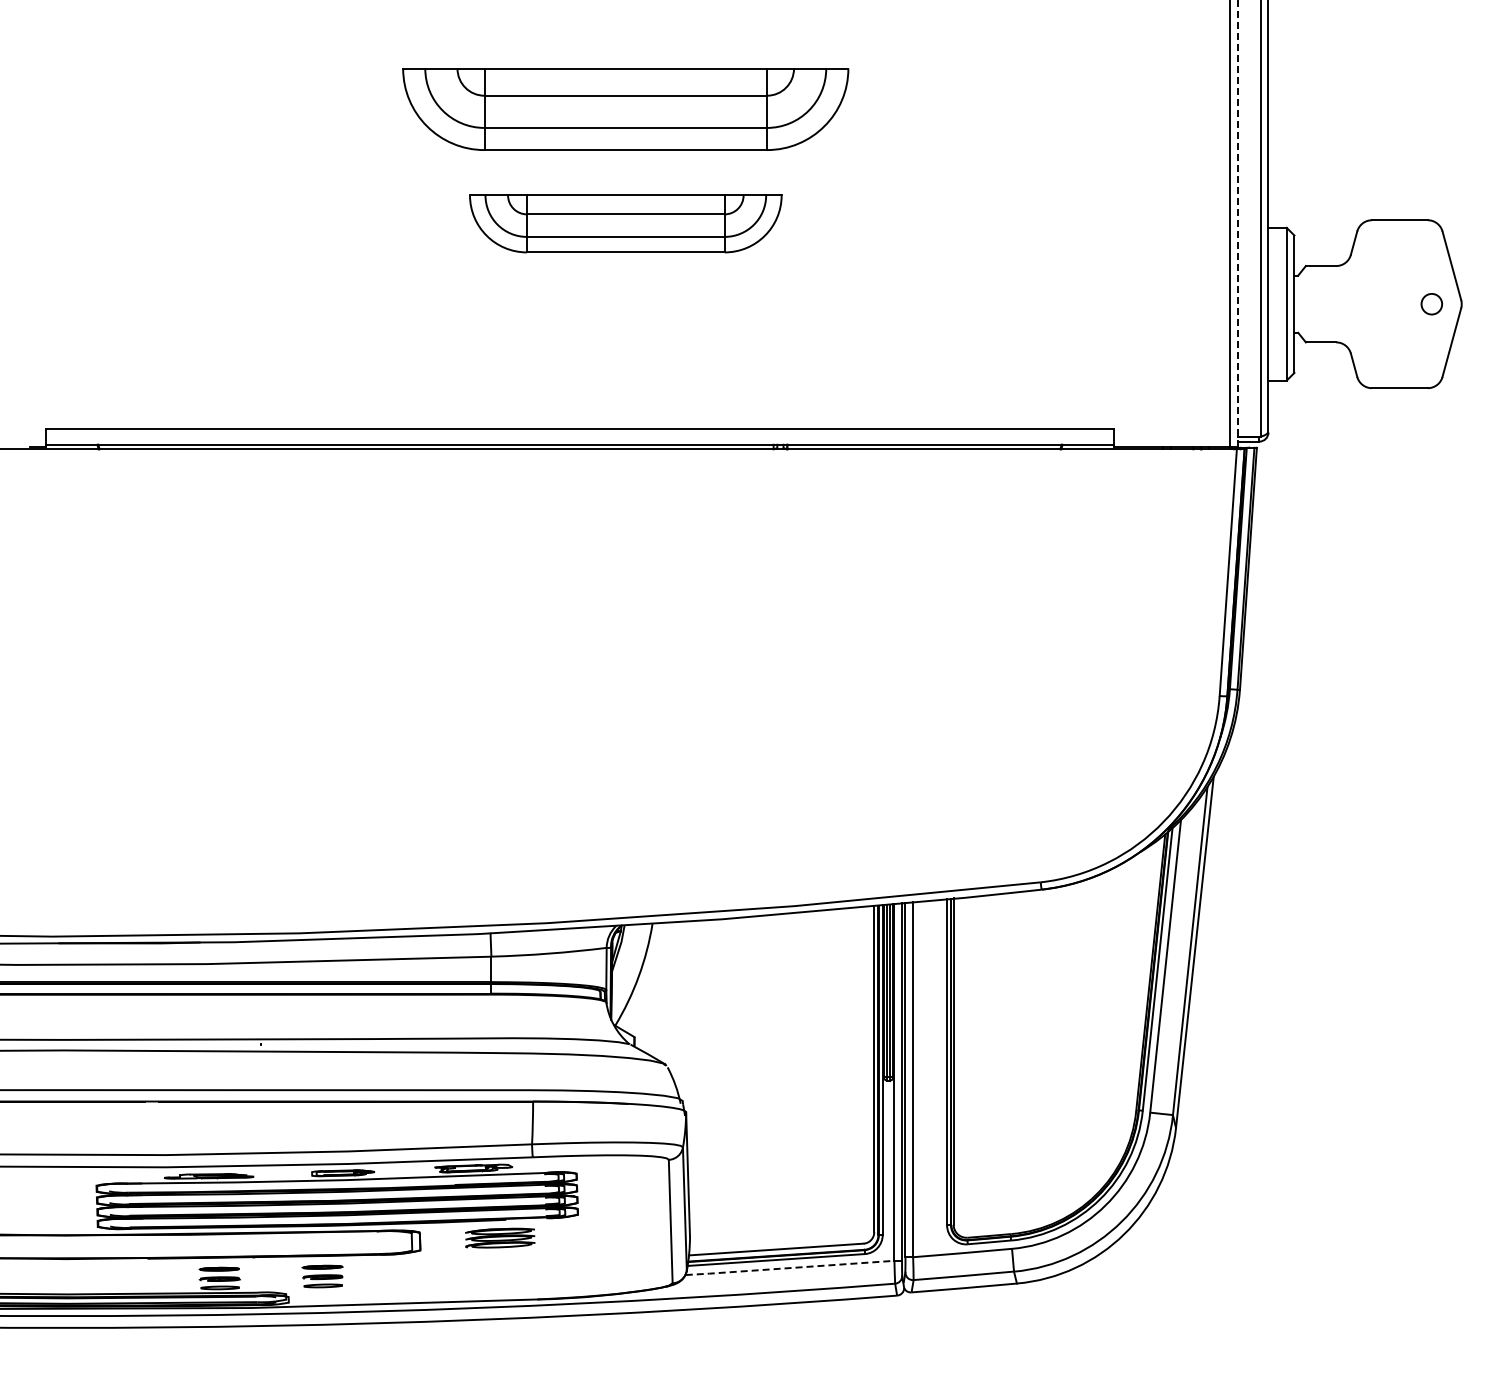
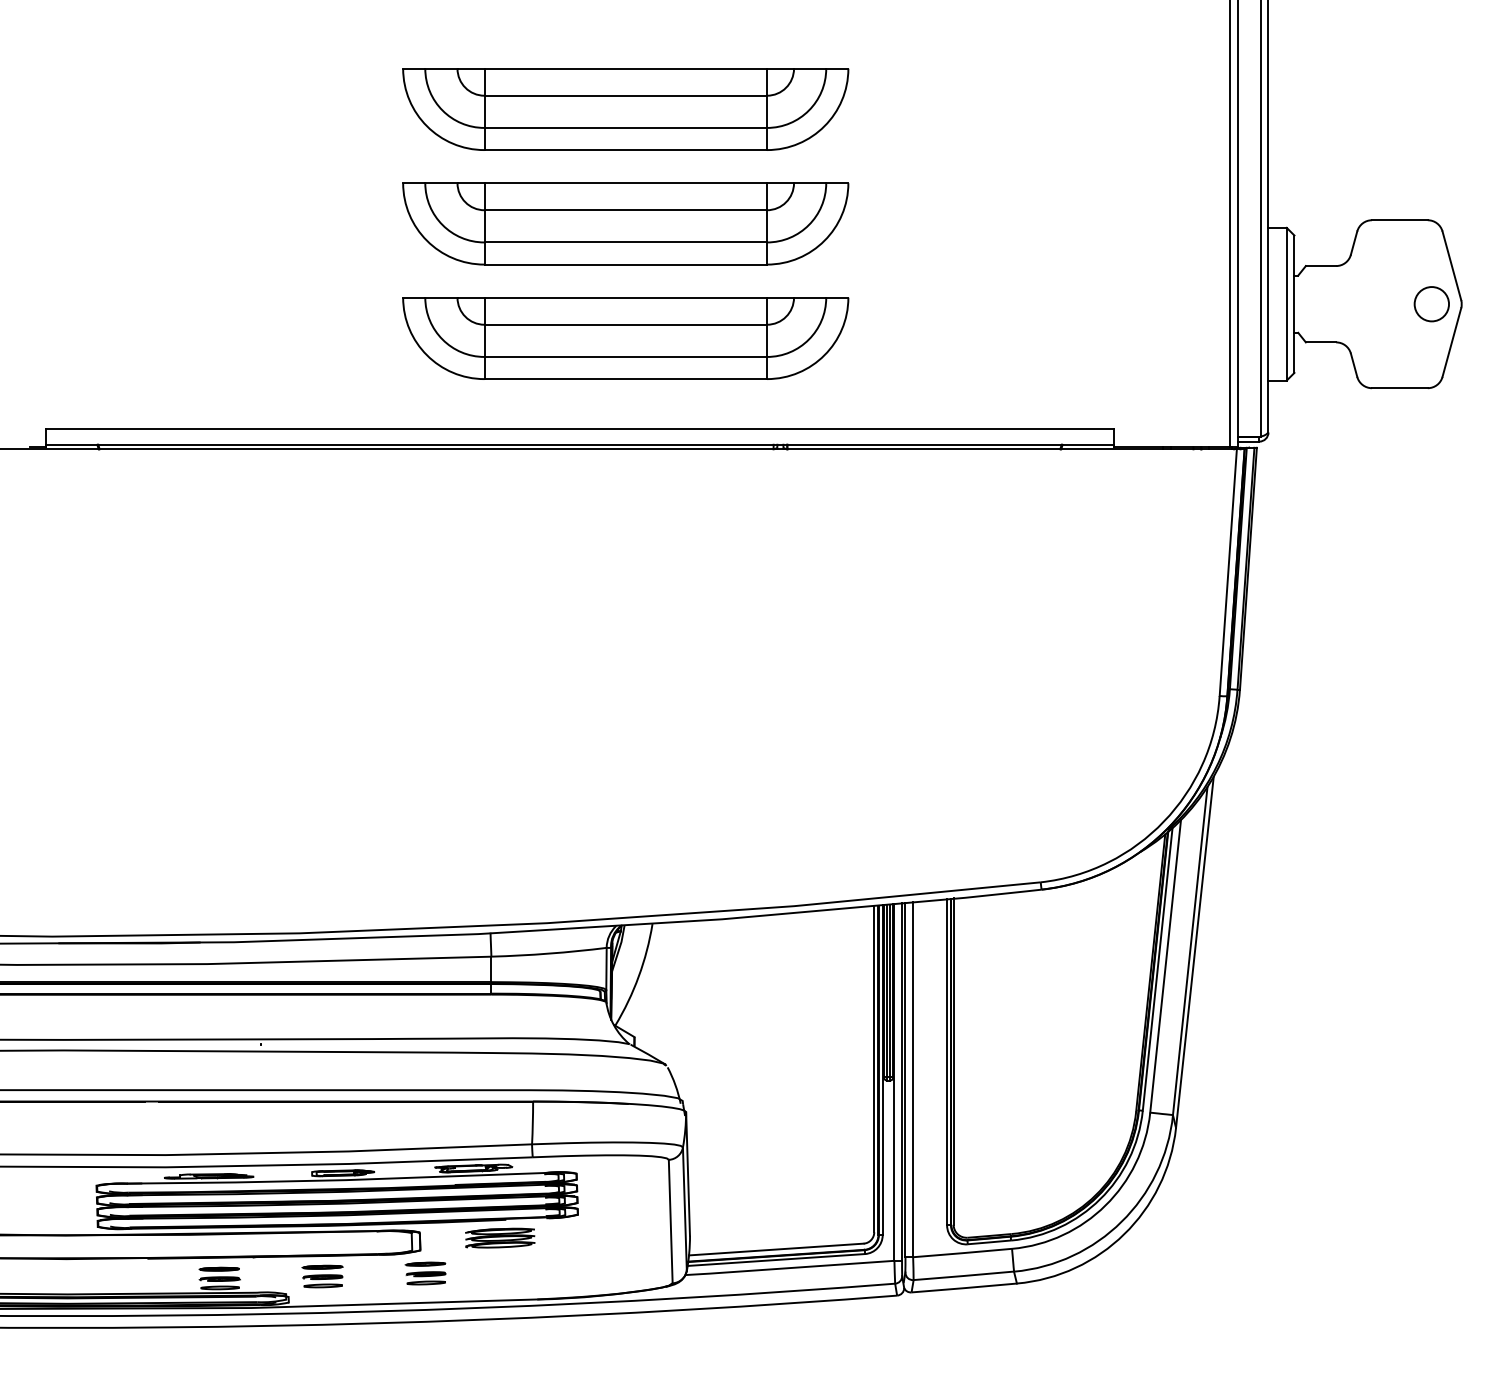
part size: 314x60 px -> 448x84 px (625, 223)
line: dashed -> solid (1238, 223)
circle diameter: 21 px -> 34 px (1431, 304)
part: none -> present (625, 338)
line: dashed -> solid (789, 1268)
part: none -> present (425, 1273)
